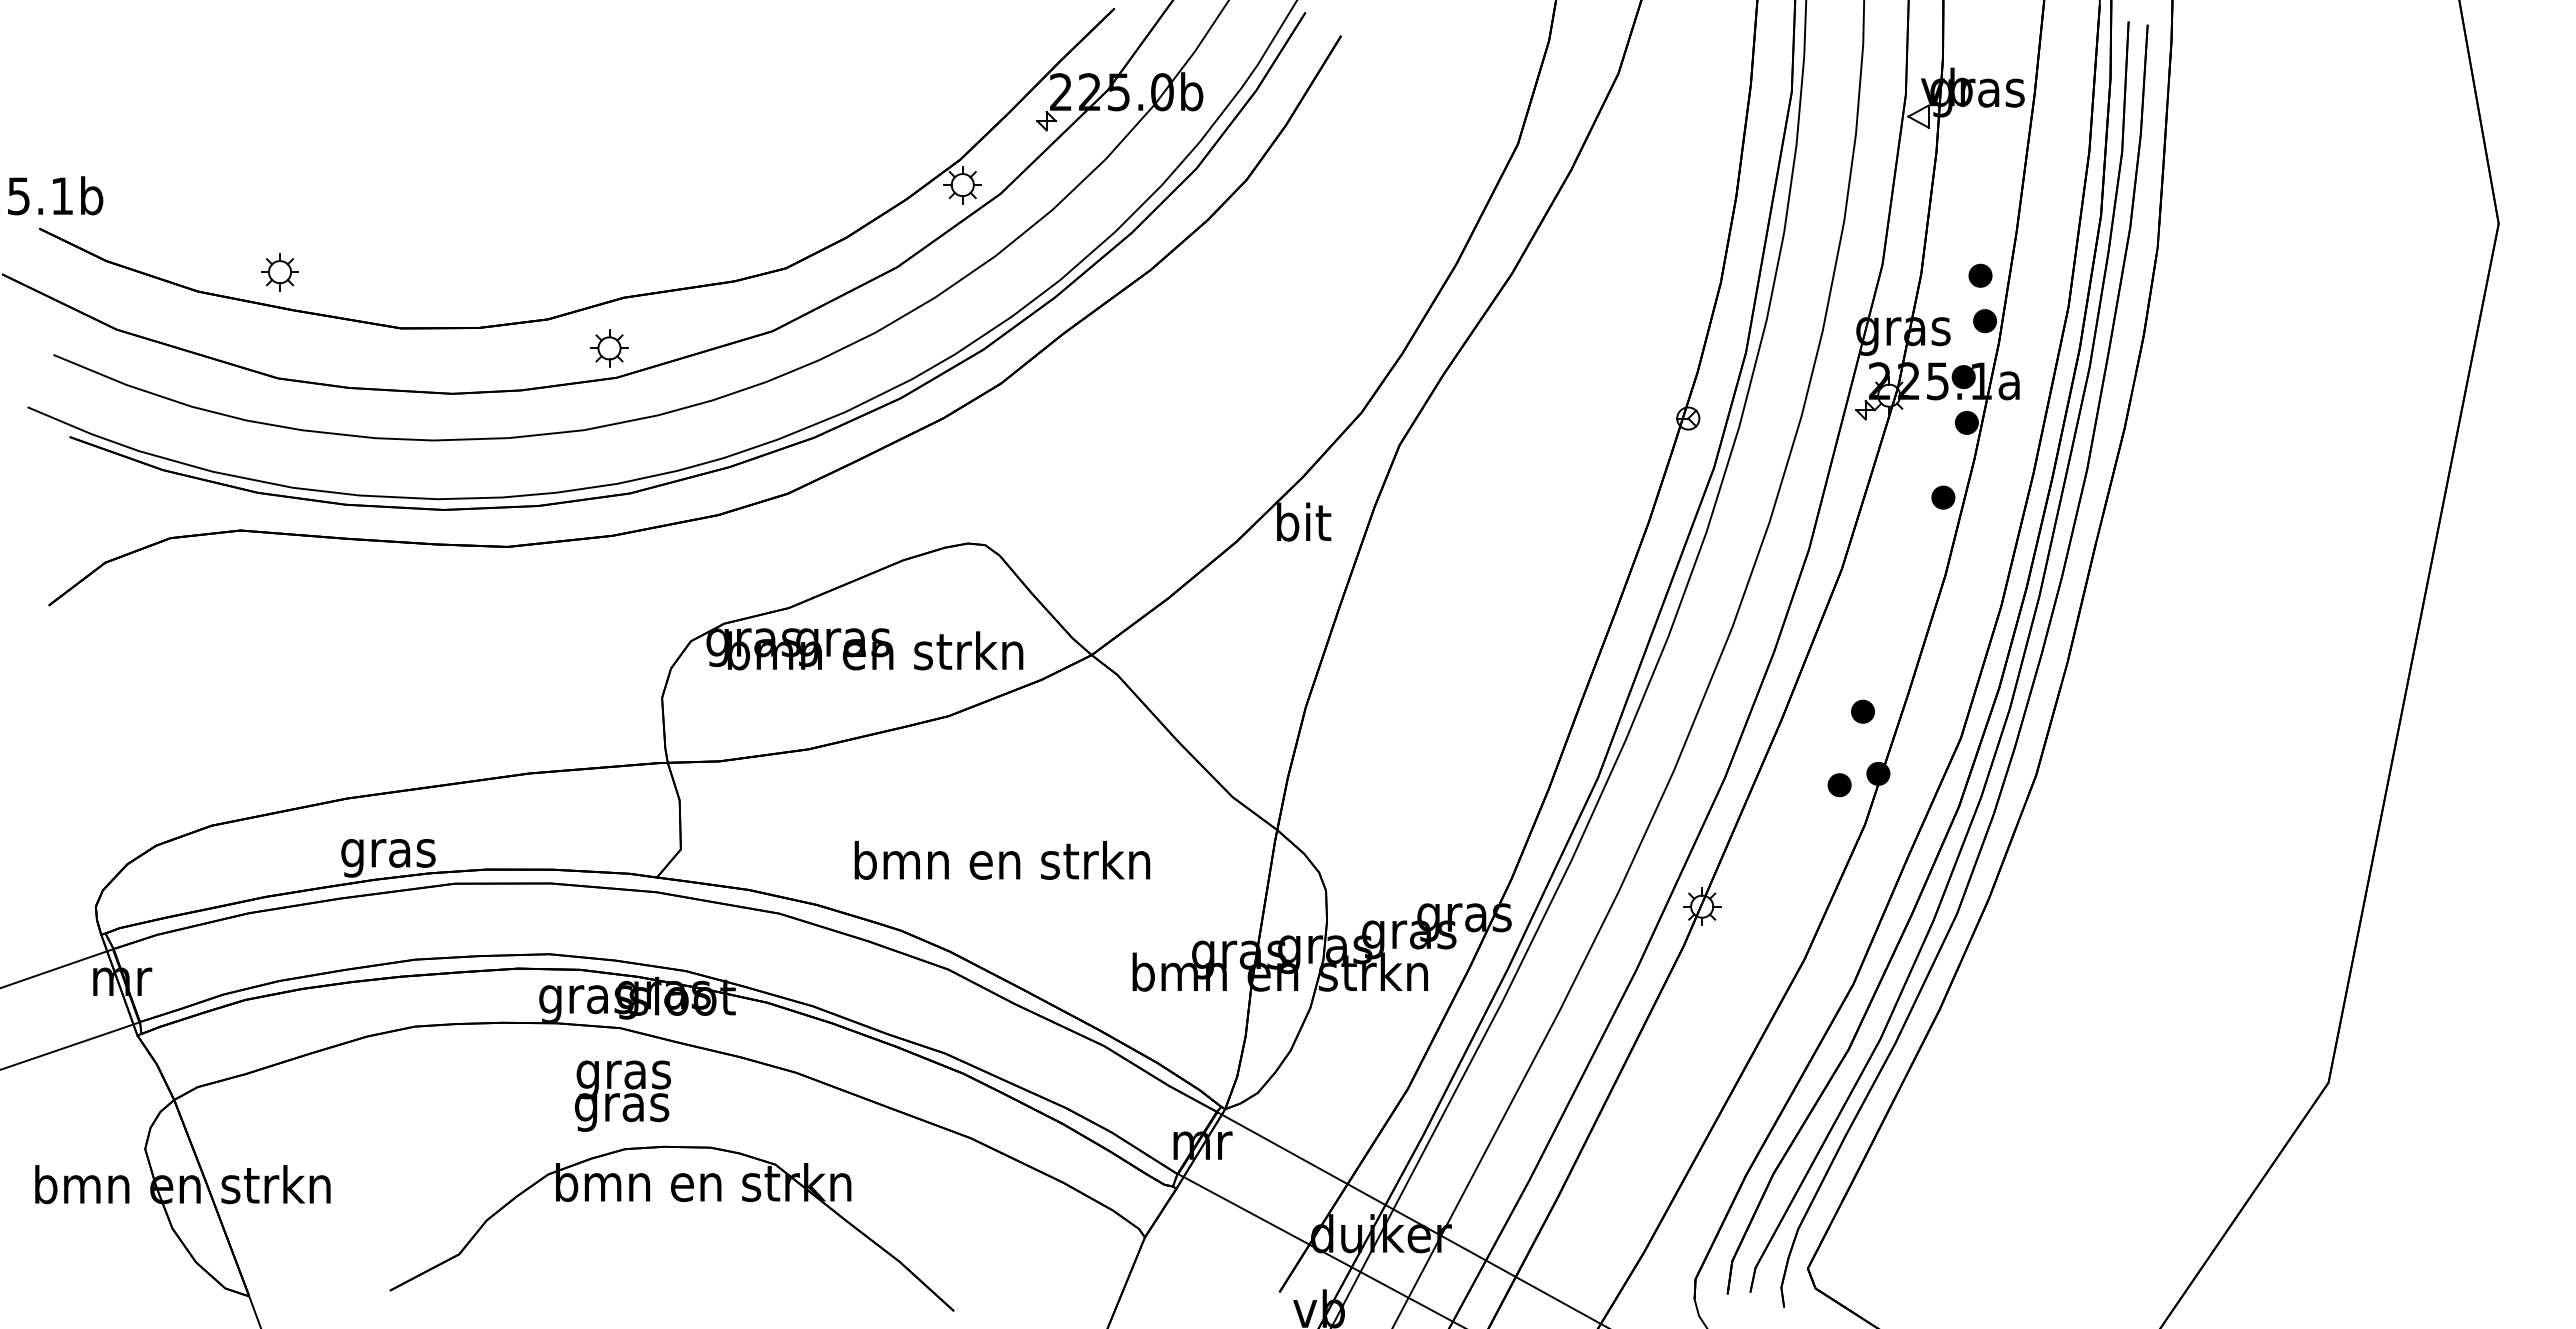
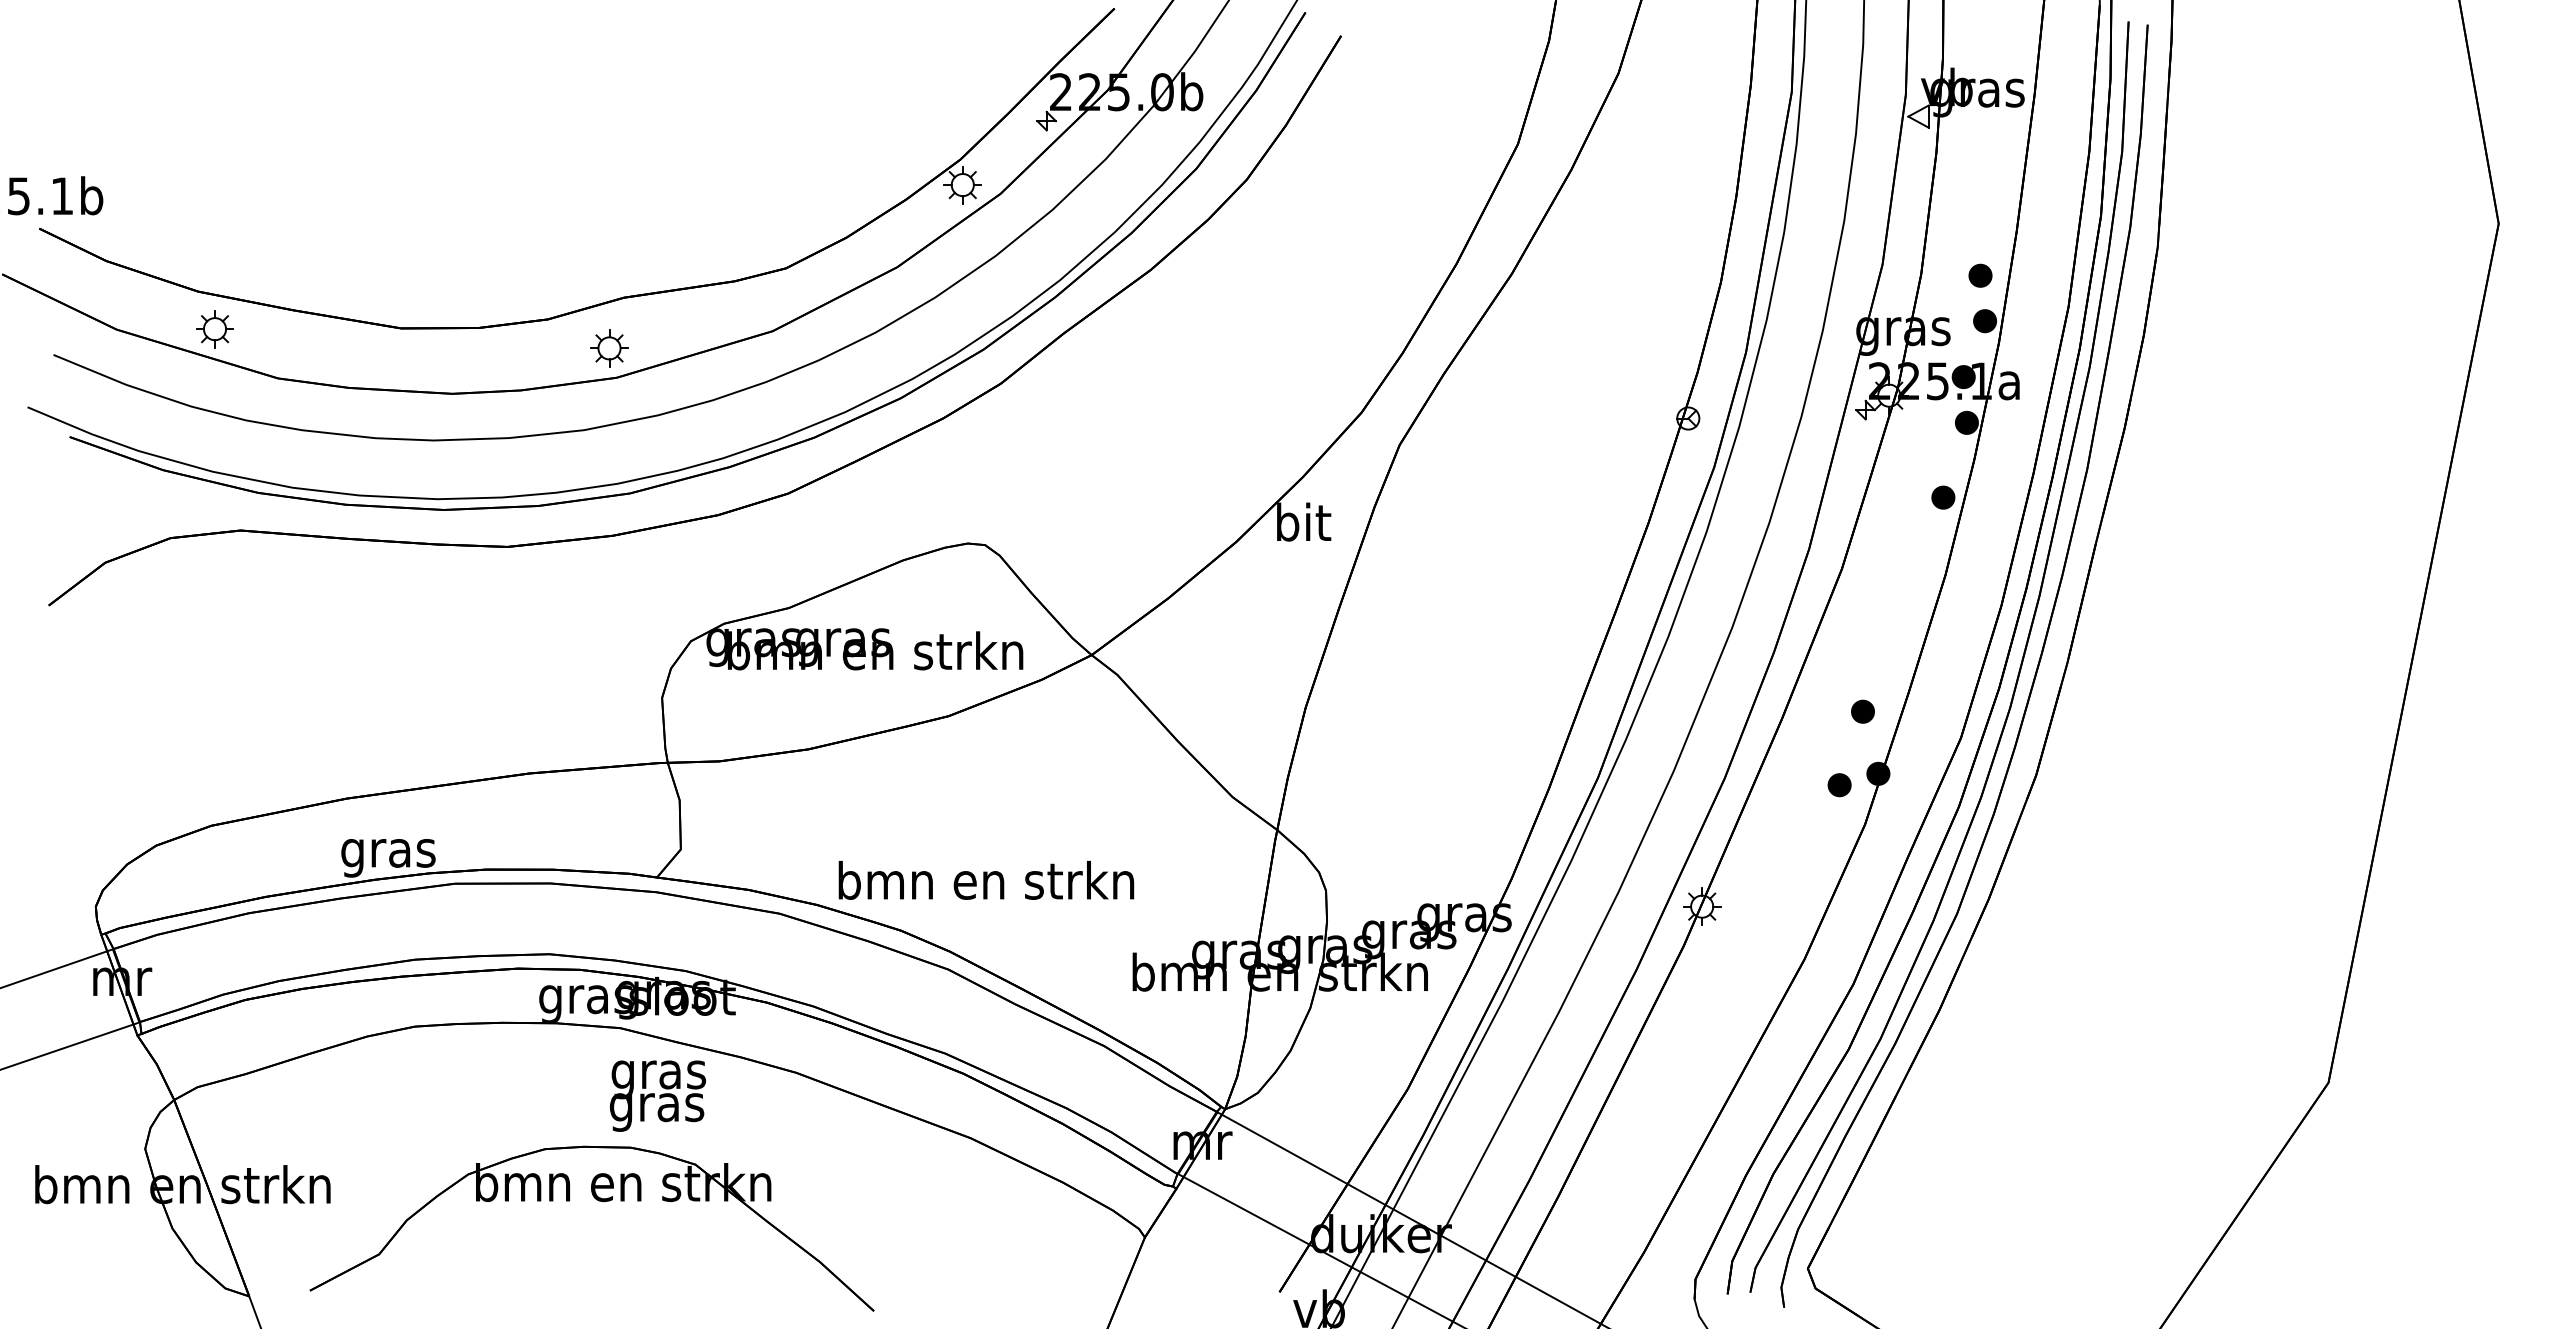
part position: (279, 272) -> (214, 329) (214, 329)
text position: (1002, 860) -> (986, 880) (986, 880)
text position: (622, 1095) -> (657, 1095) (657, 1095)
part position: (678, 1201) -> (598, 1201) (598, 1201)
